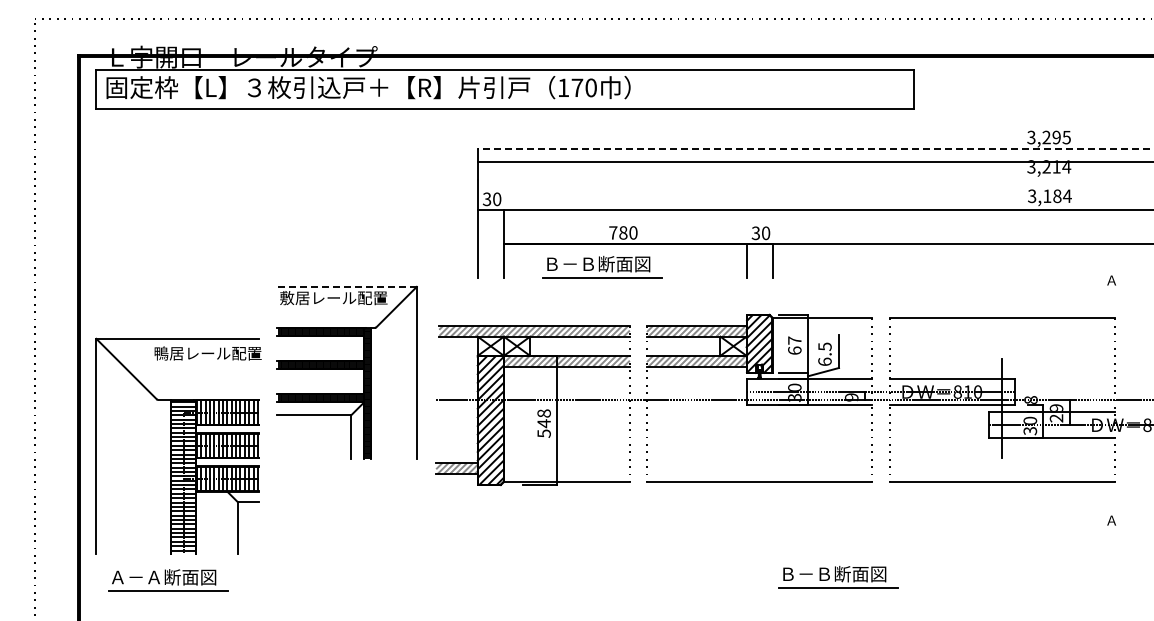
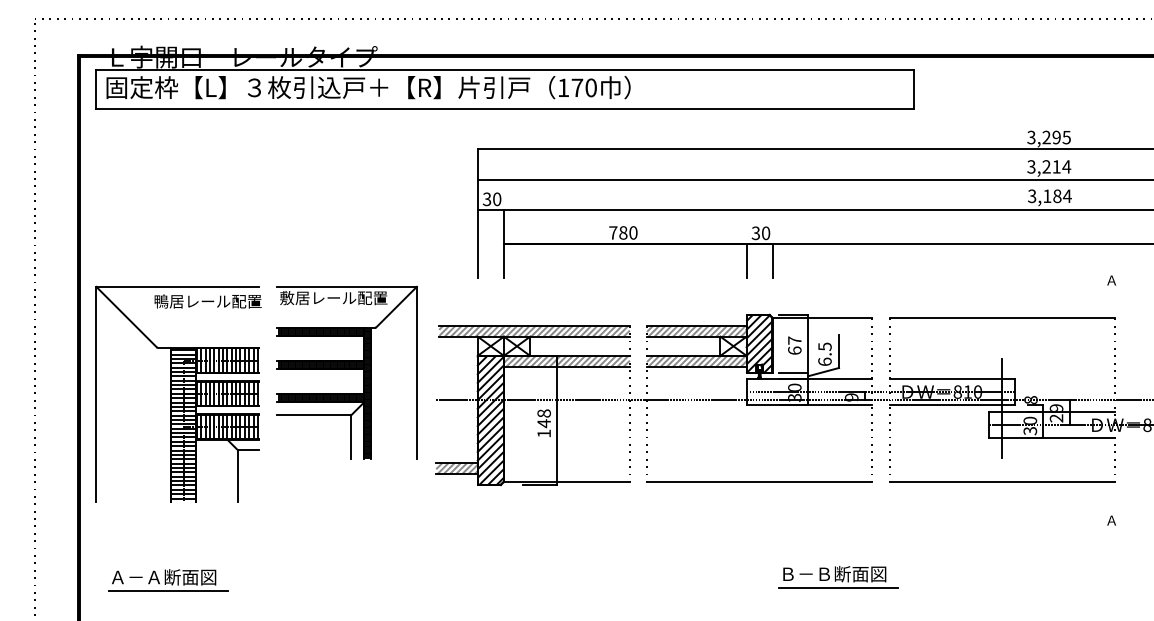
line: dashed -> solid (815, 149)
line position: (813, 161) -> (813, 179) (813, 179)
part: present -> none (602, 267)
line: dashed -> solid (347, 286)
text: 548 -> 148 (543, 433)
part position: (178, 445) -> (178, 393) (178, 393)
